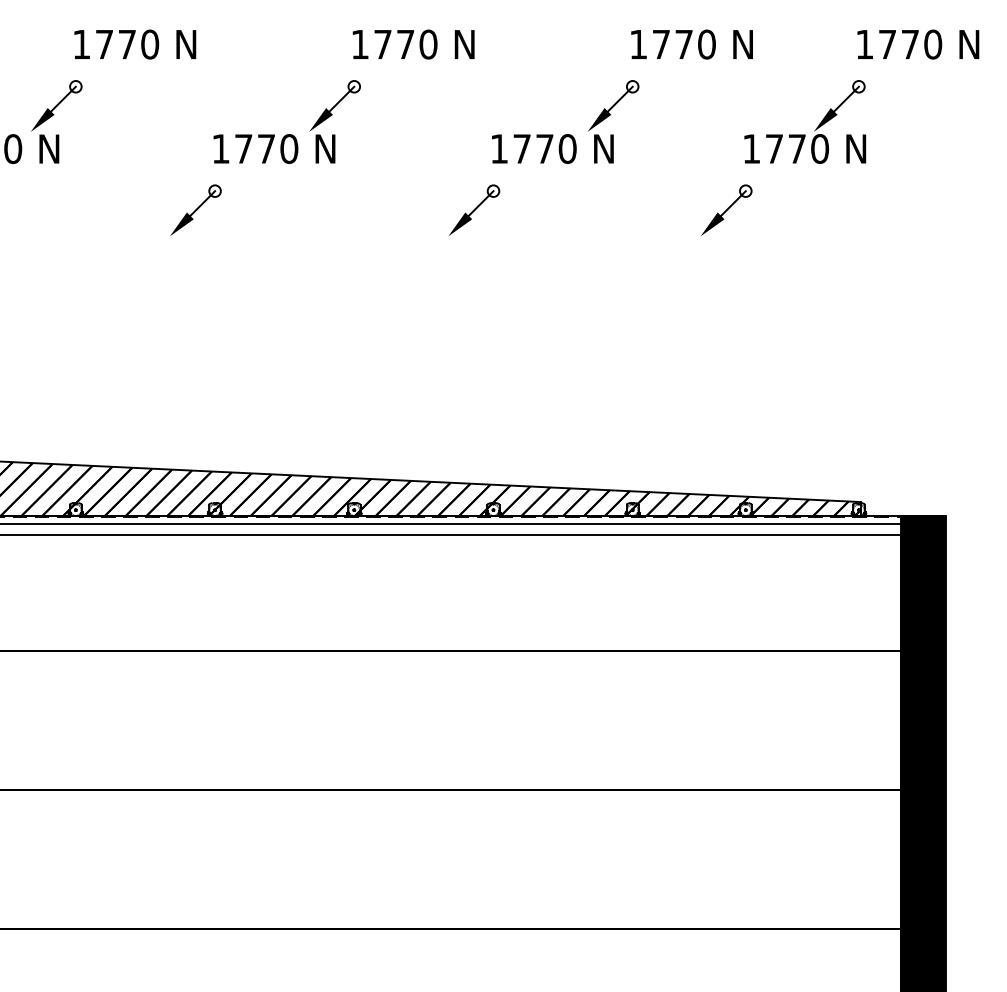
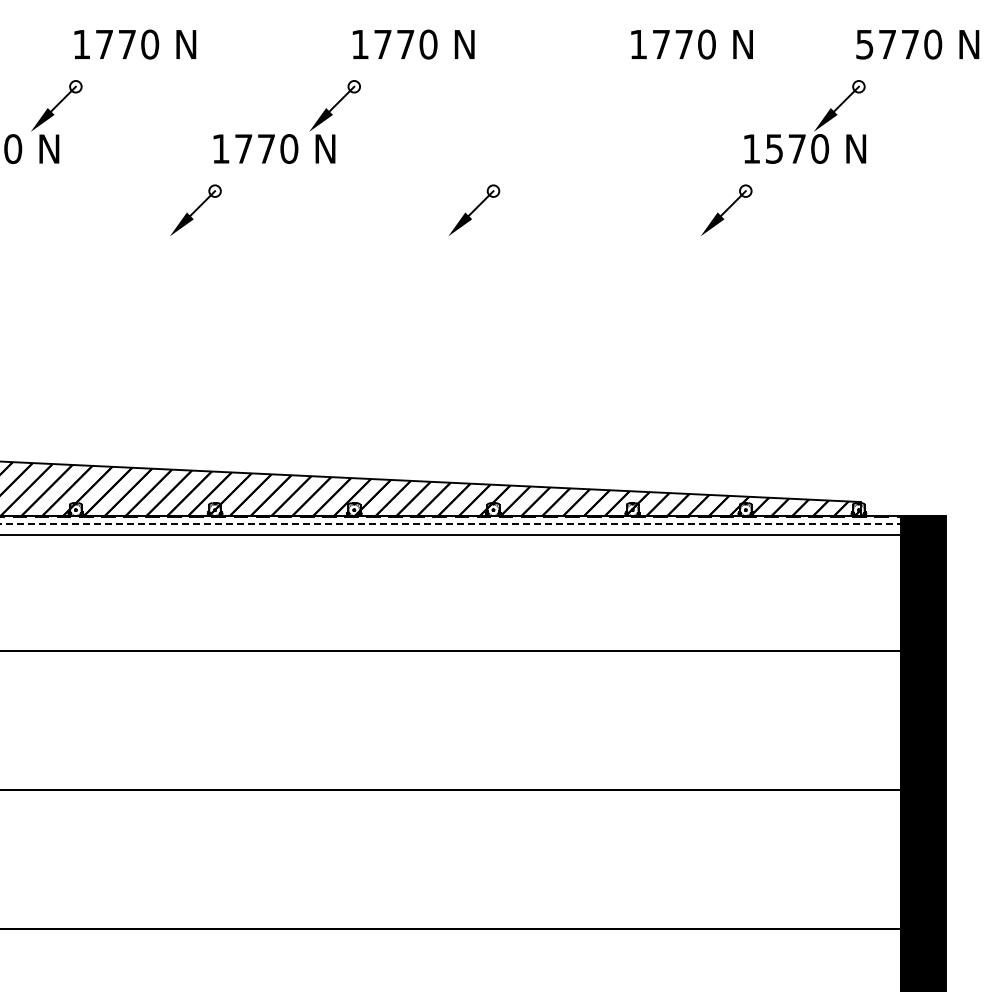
text: 1770 -> 5770 (864, 44)
part: present -> none (565, 134)
text: 1770 -> 1570 (774, 148)
line: solid -> dashed (473, 524)
